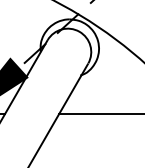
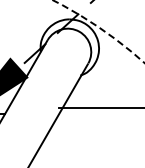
circle: solid -> dashed (98, 31)
line position: (100, 113) -> (100, 107) (100, 107)
